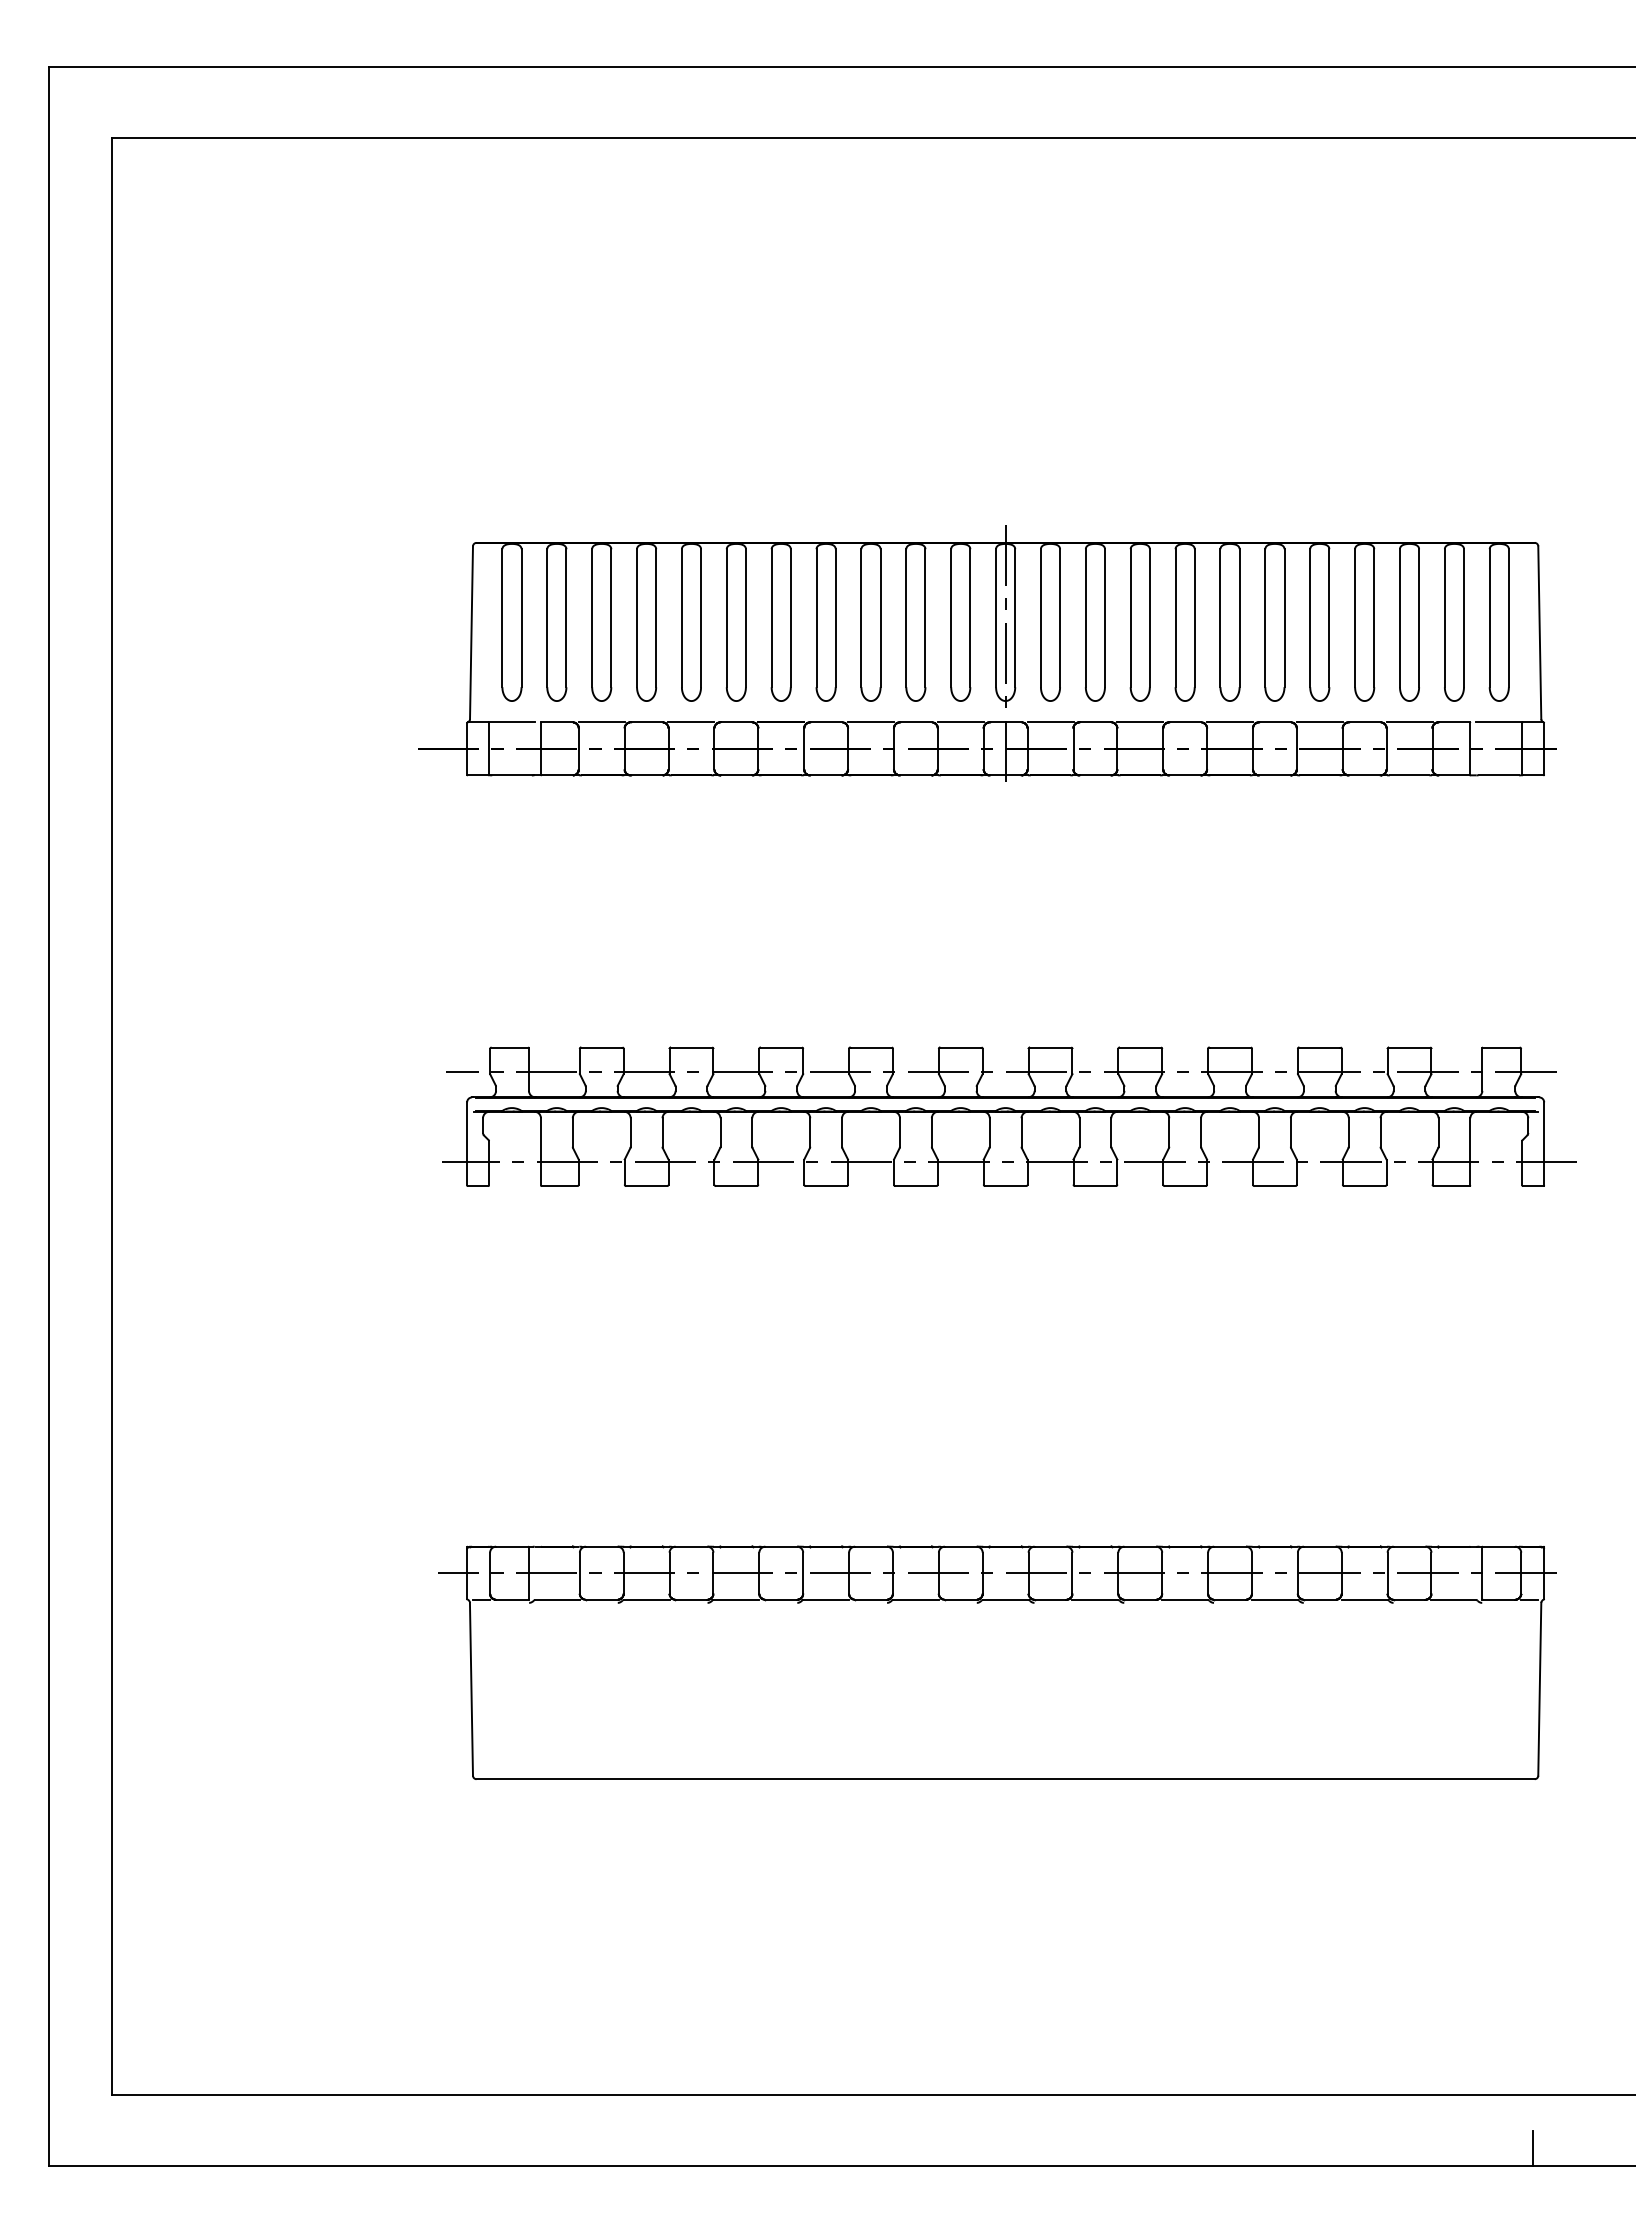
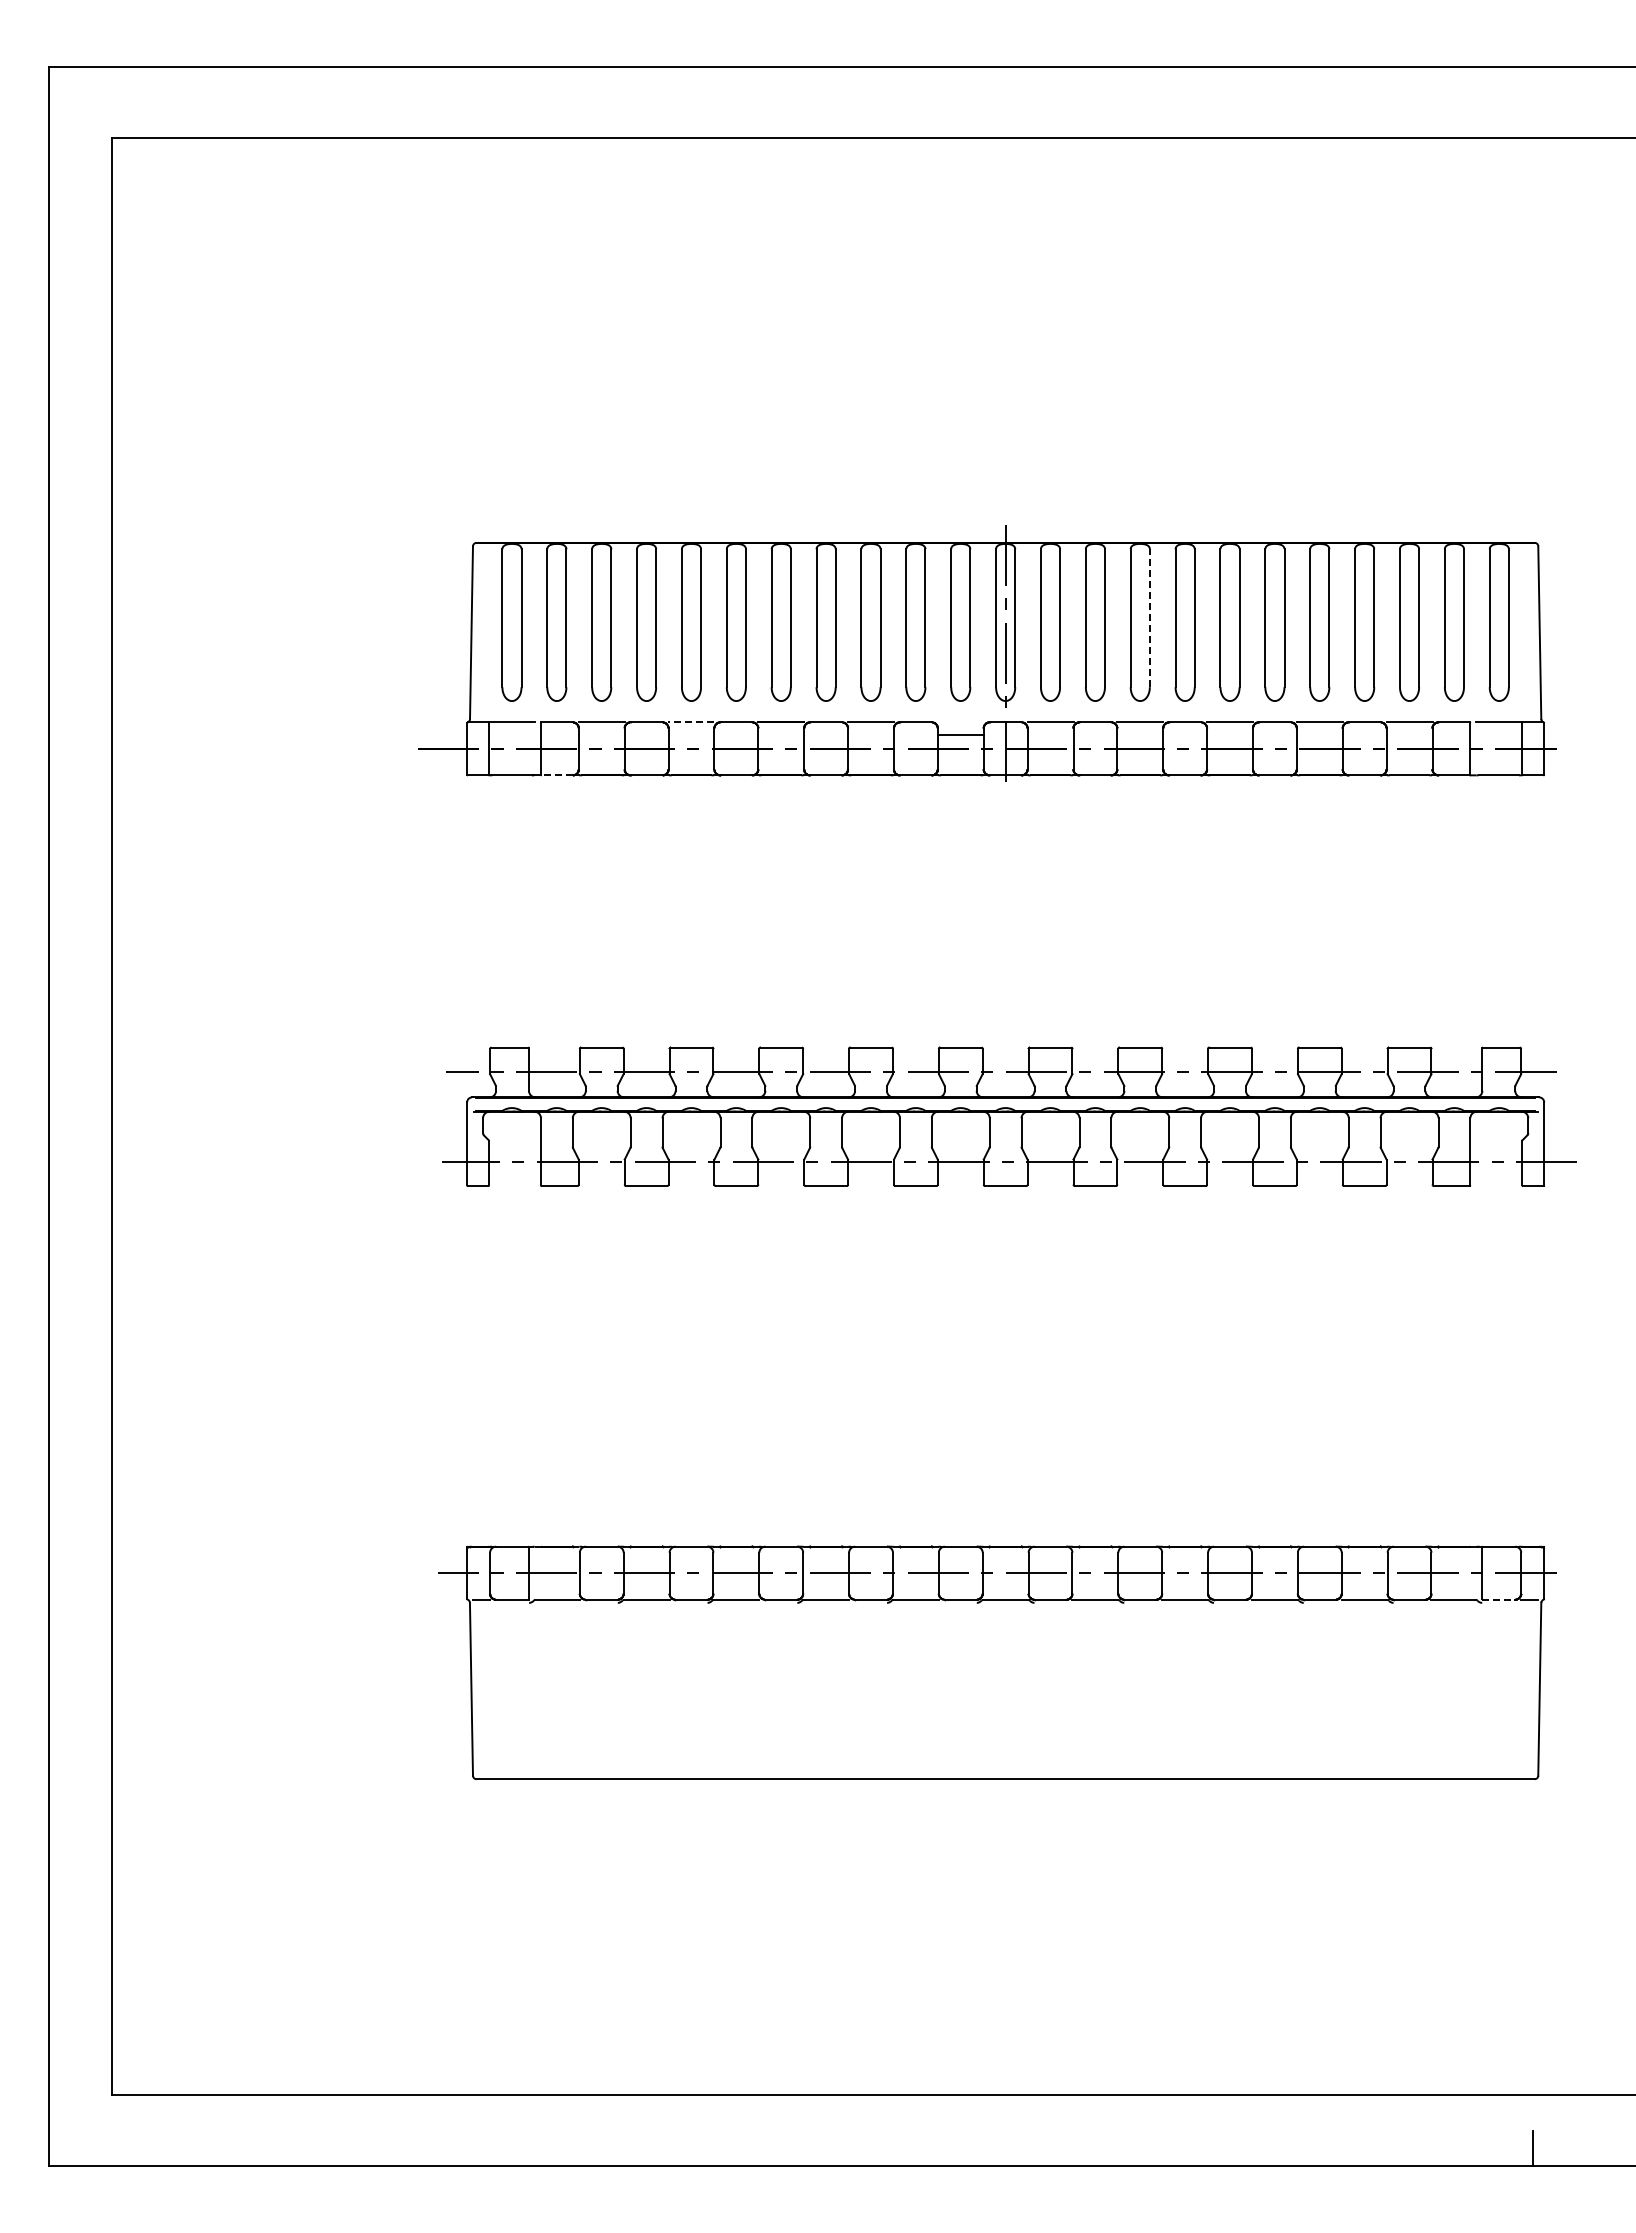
line: solid -> dashed (1149, 618)
line: solid -> dashed (690, 722)
line position: (960, 722) -> (960, 735) (960, 735)
line: solid -> dashed (557, 775)
line: solid -> dashed (1498, 1599)
